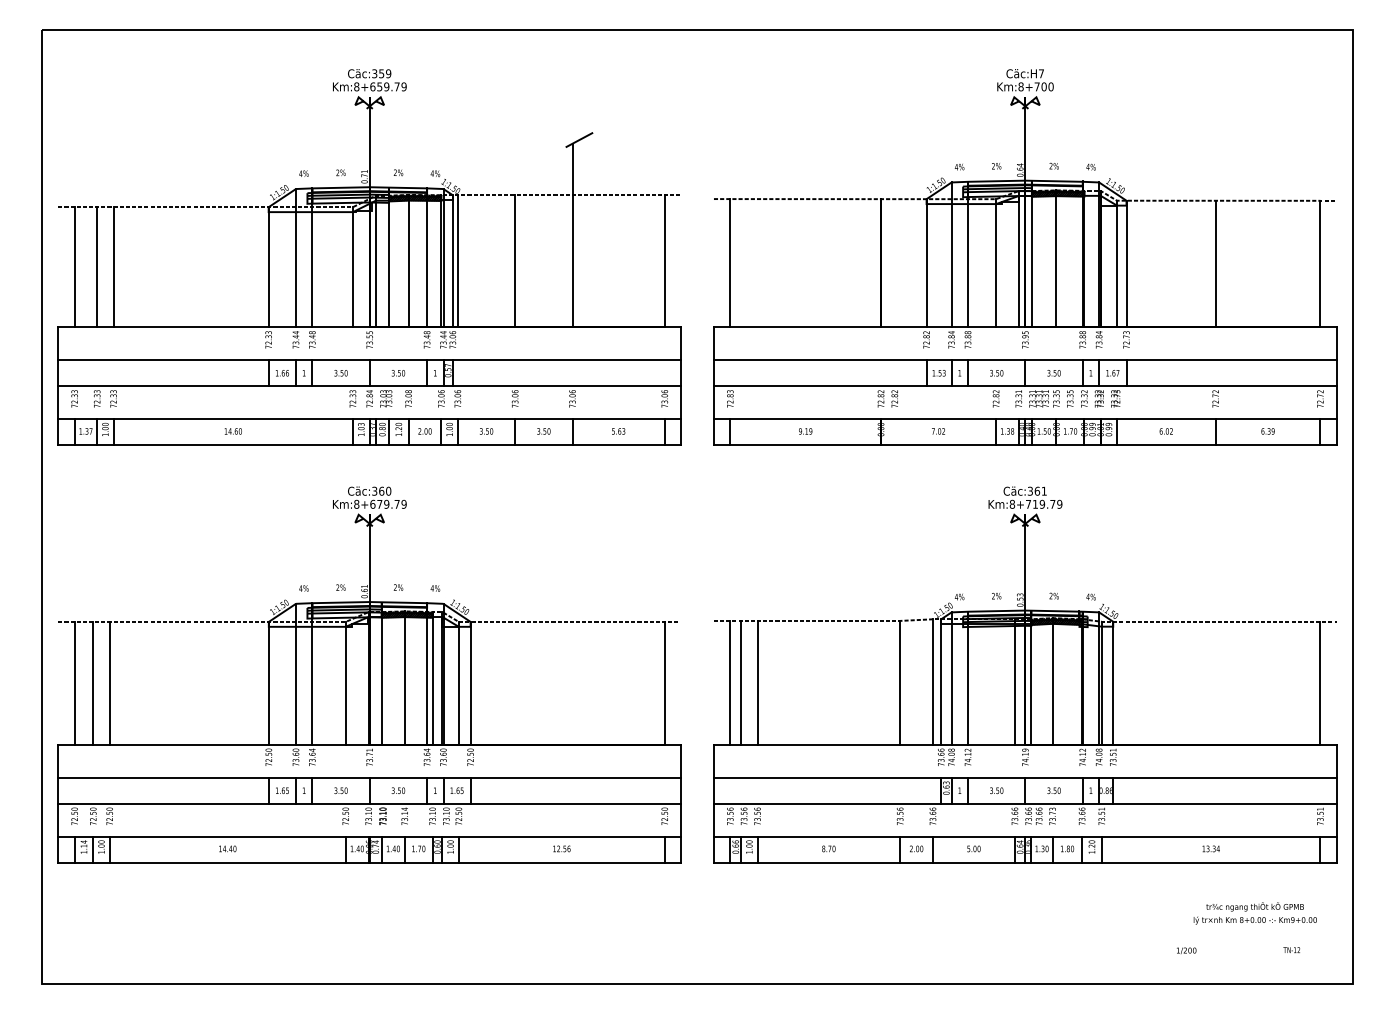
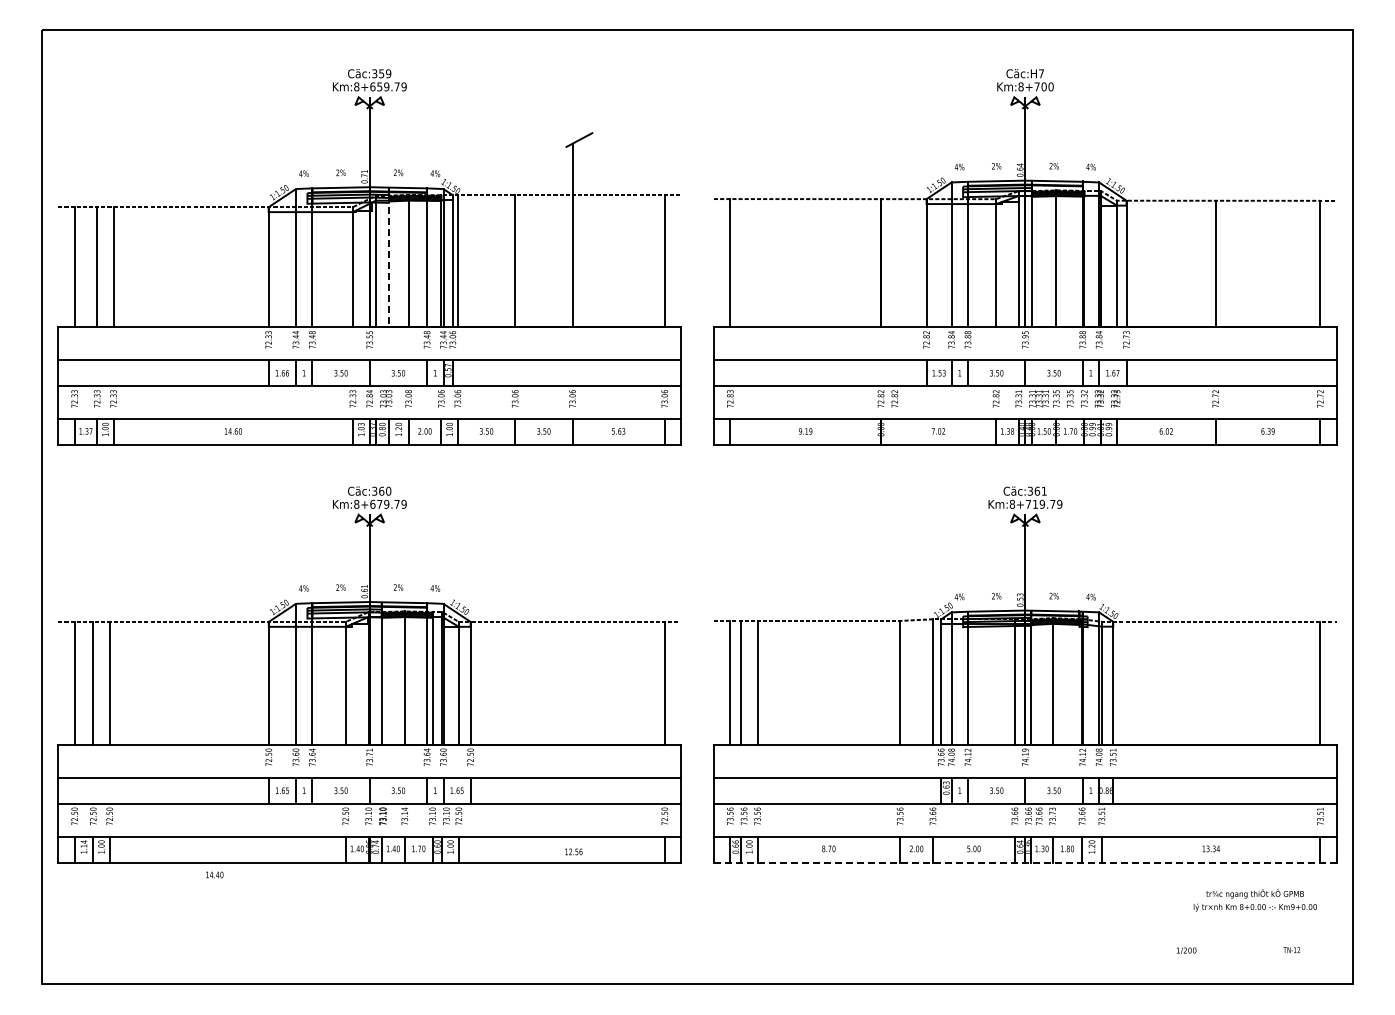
line: solid -> dashed (388, 261)
text position: (227, 848) -> (214, 874) (214, 874)
text position: (561, 848) -> (573, 851) (573, 851)
line: solid -> dashed (1025, 862)
text position: (1254, 913) -> (1254, 900) (1254, 900)
